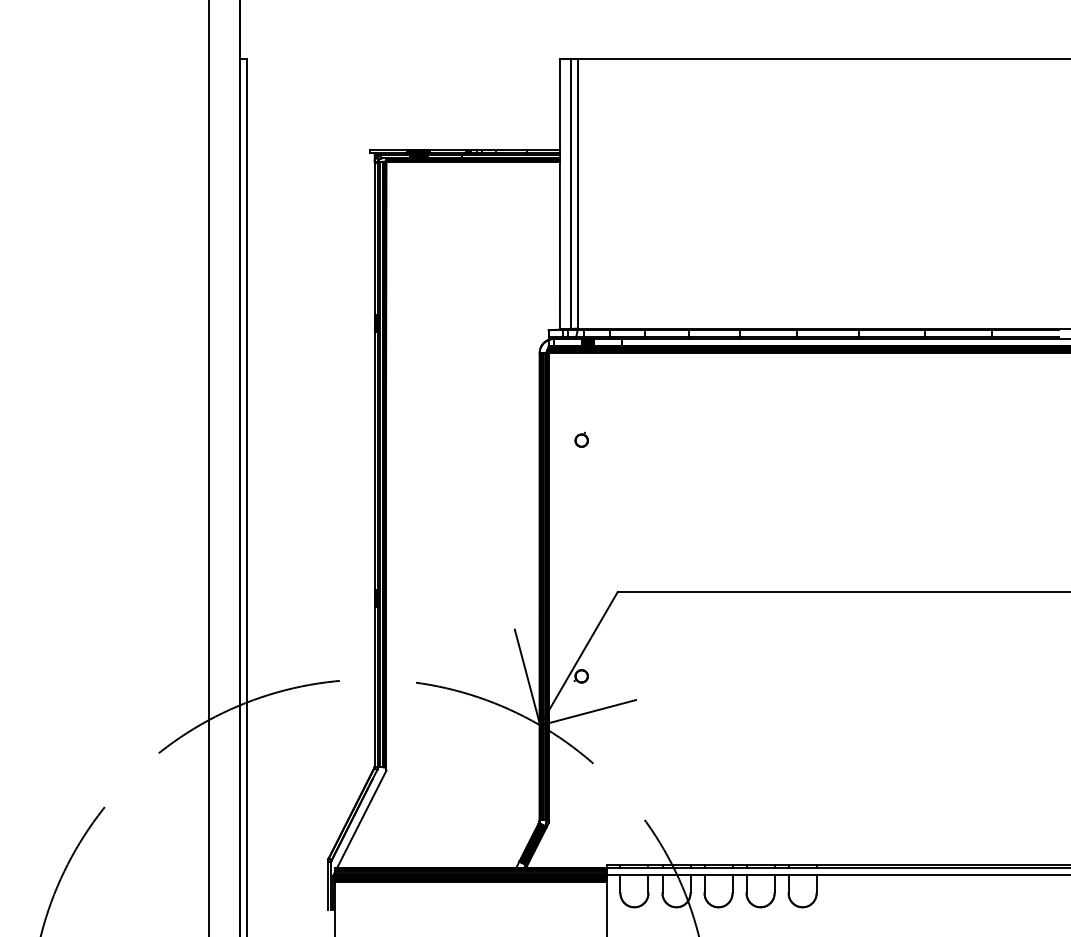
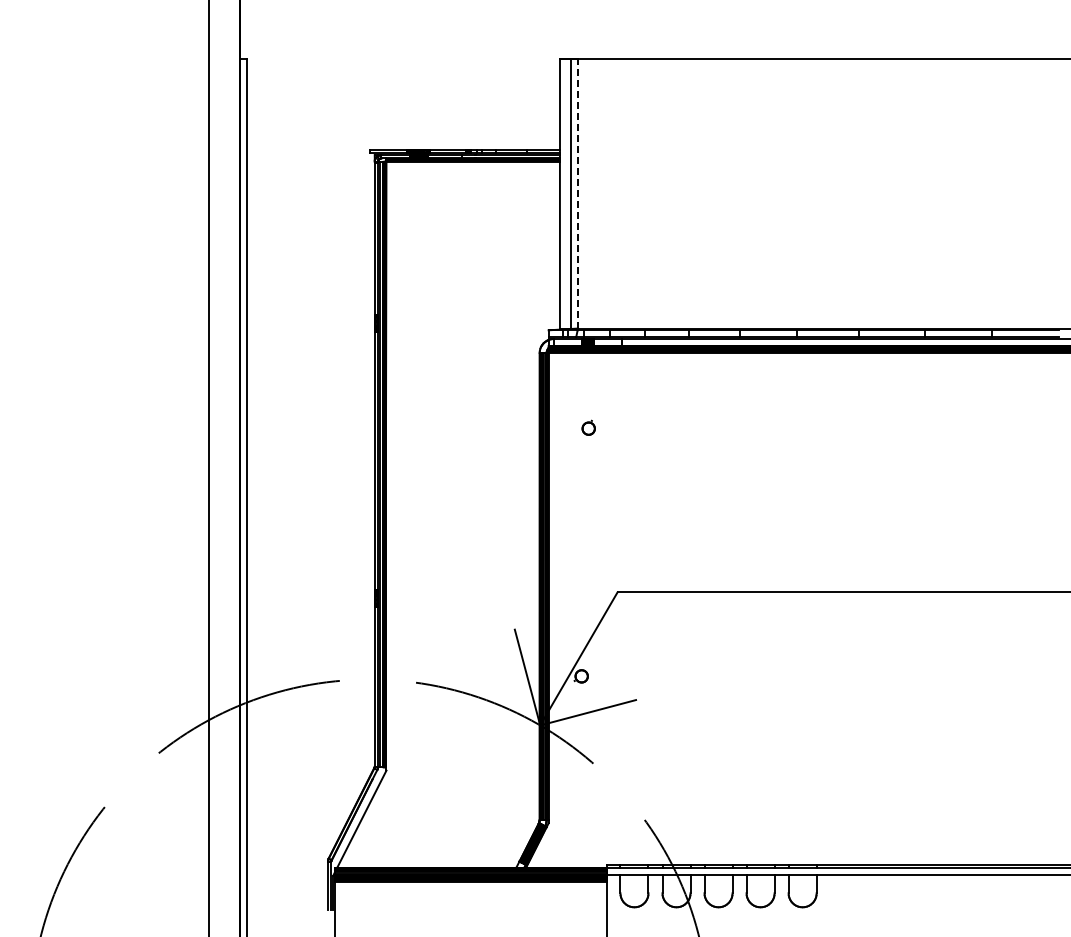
line: solid -> dashed (577, 193)
part position: (581, 439) -> (588, 427) (588, 427)
